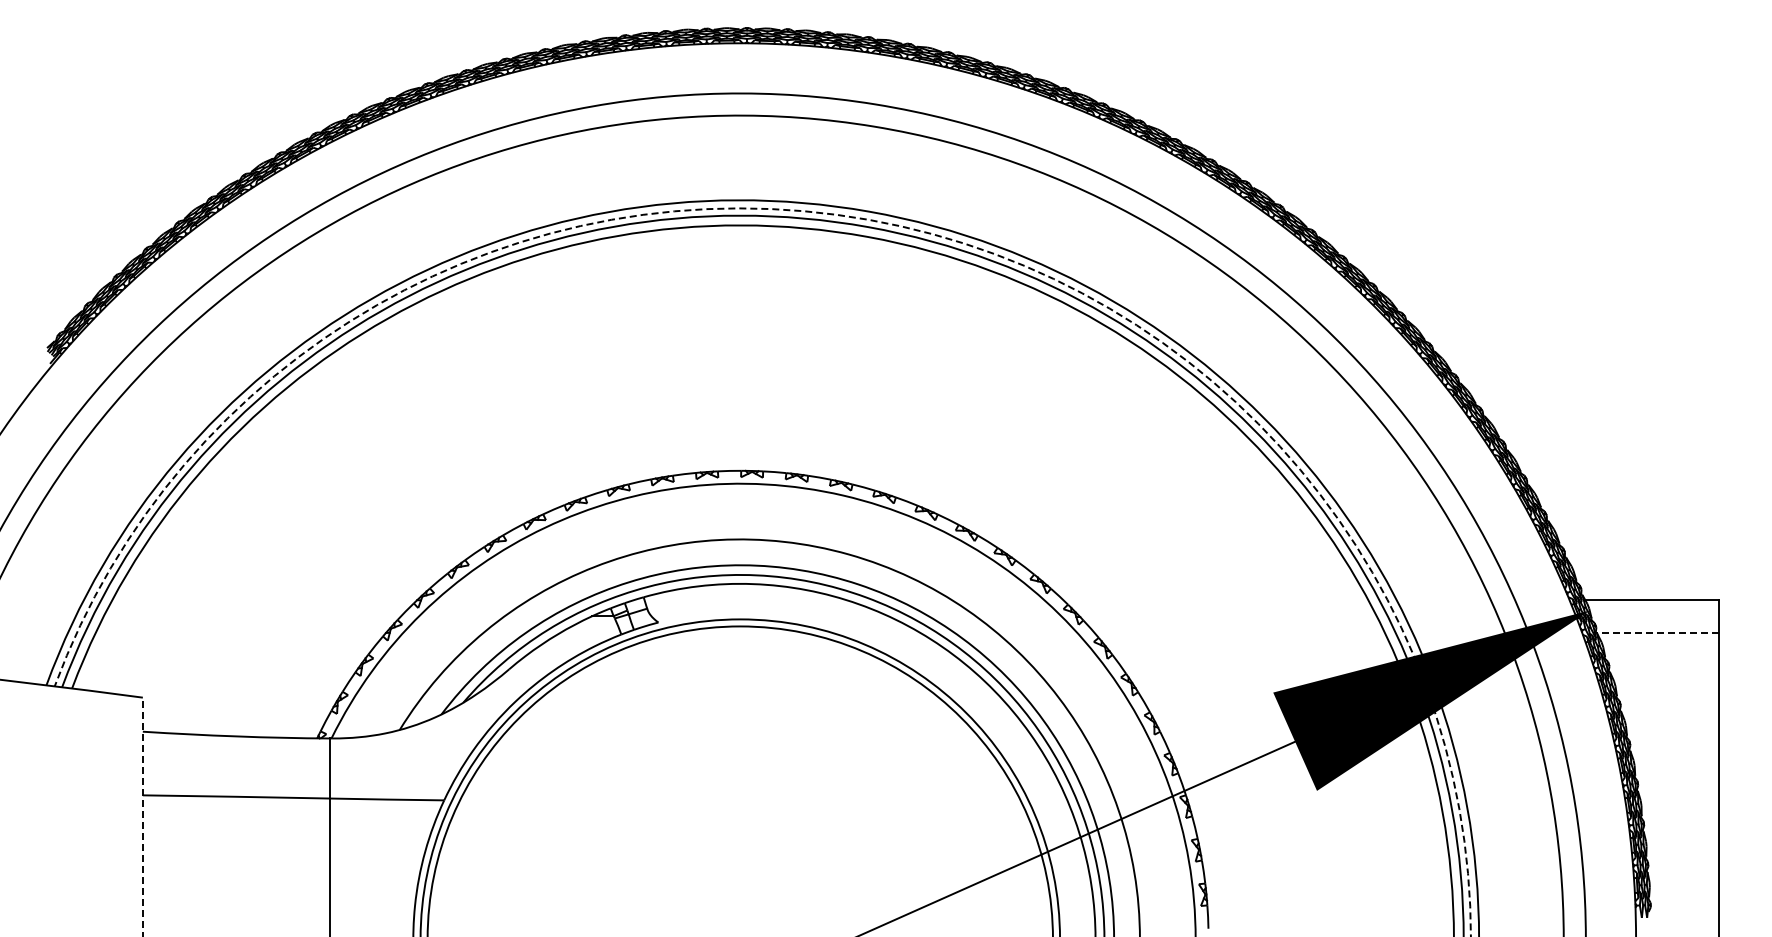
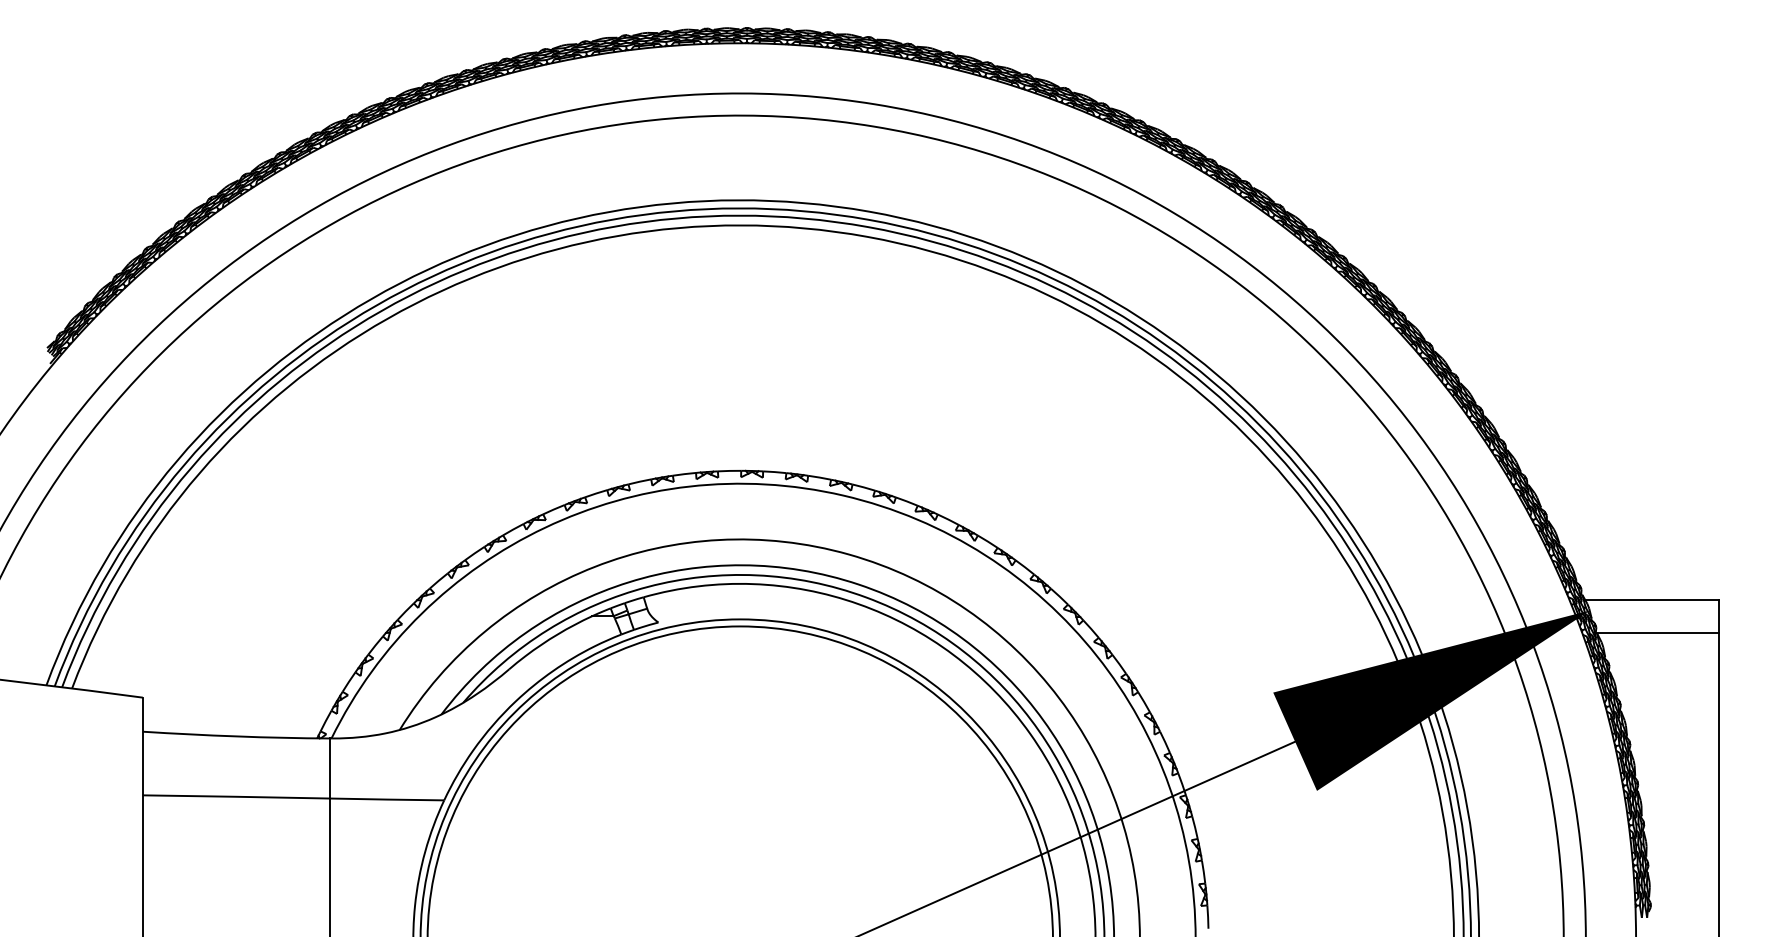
arc: dashed -> solid (867, 219)
line: dashed -> solid (1657, 632)
line: dashed -> solid (142, 816)
